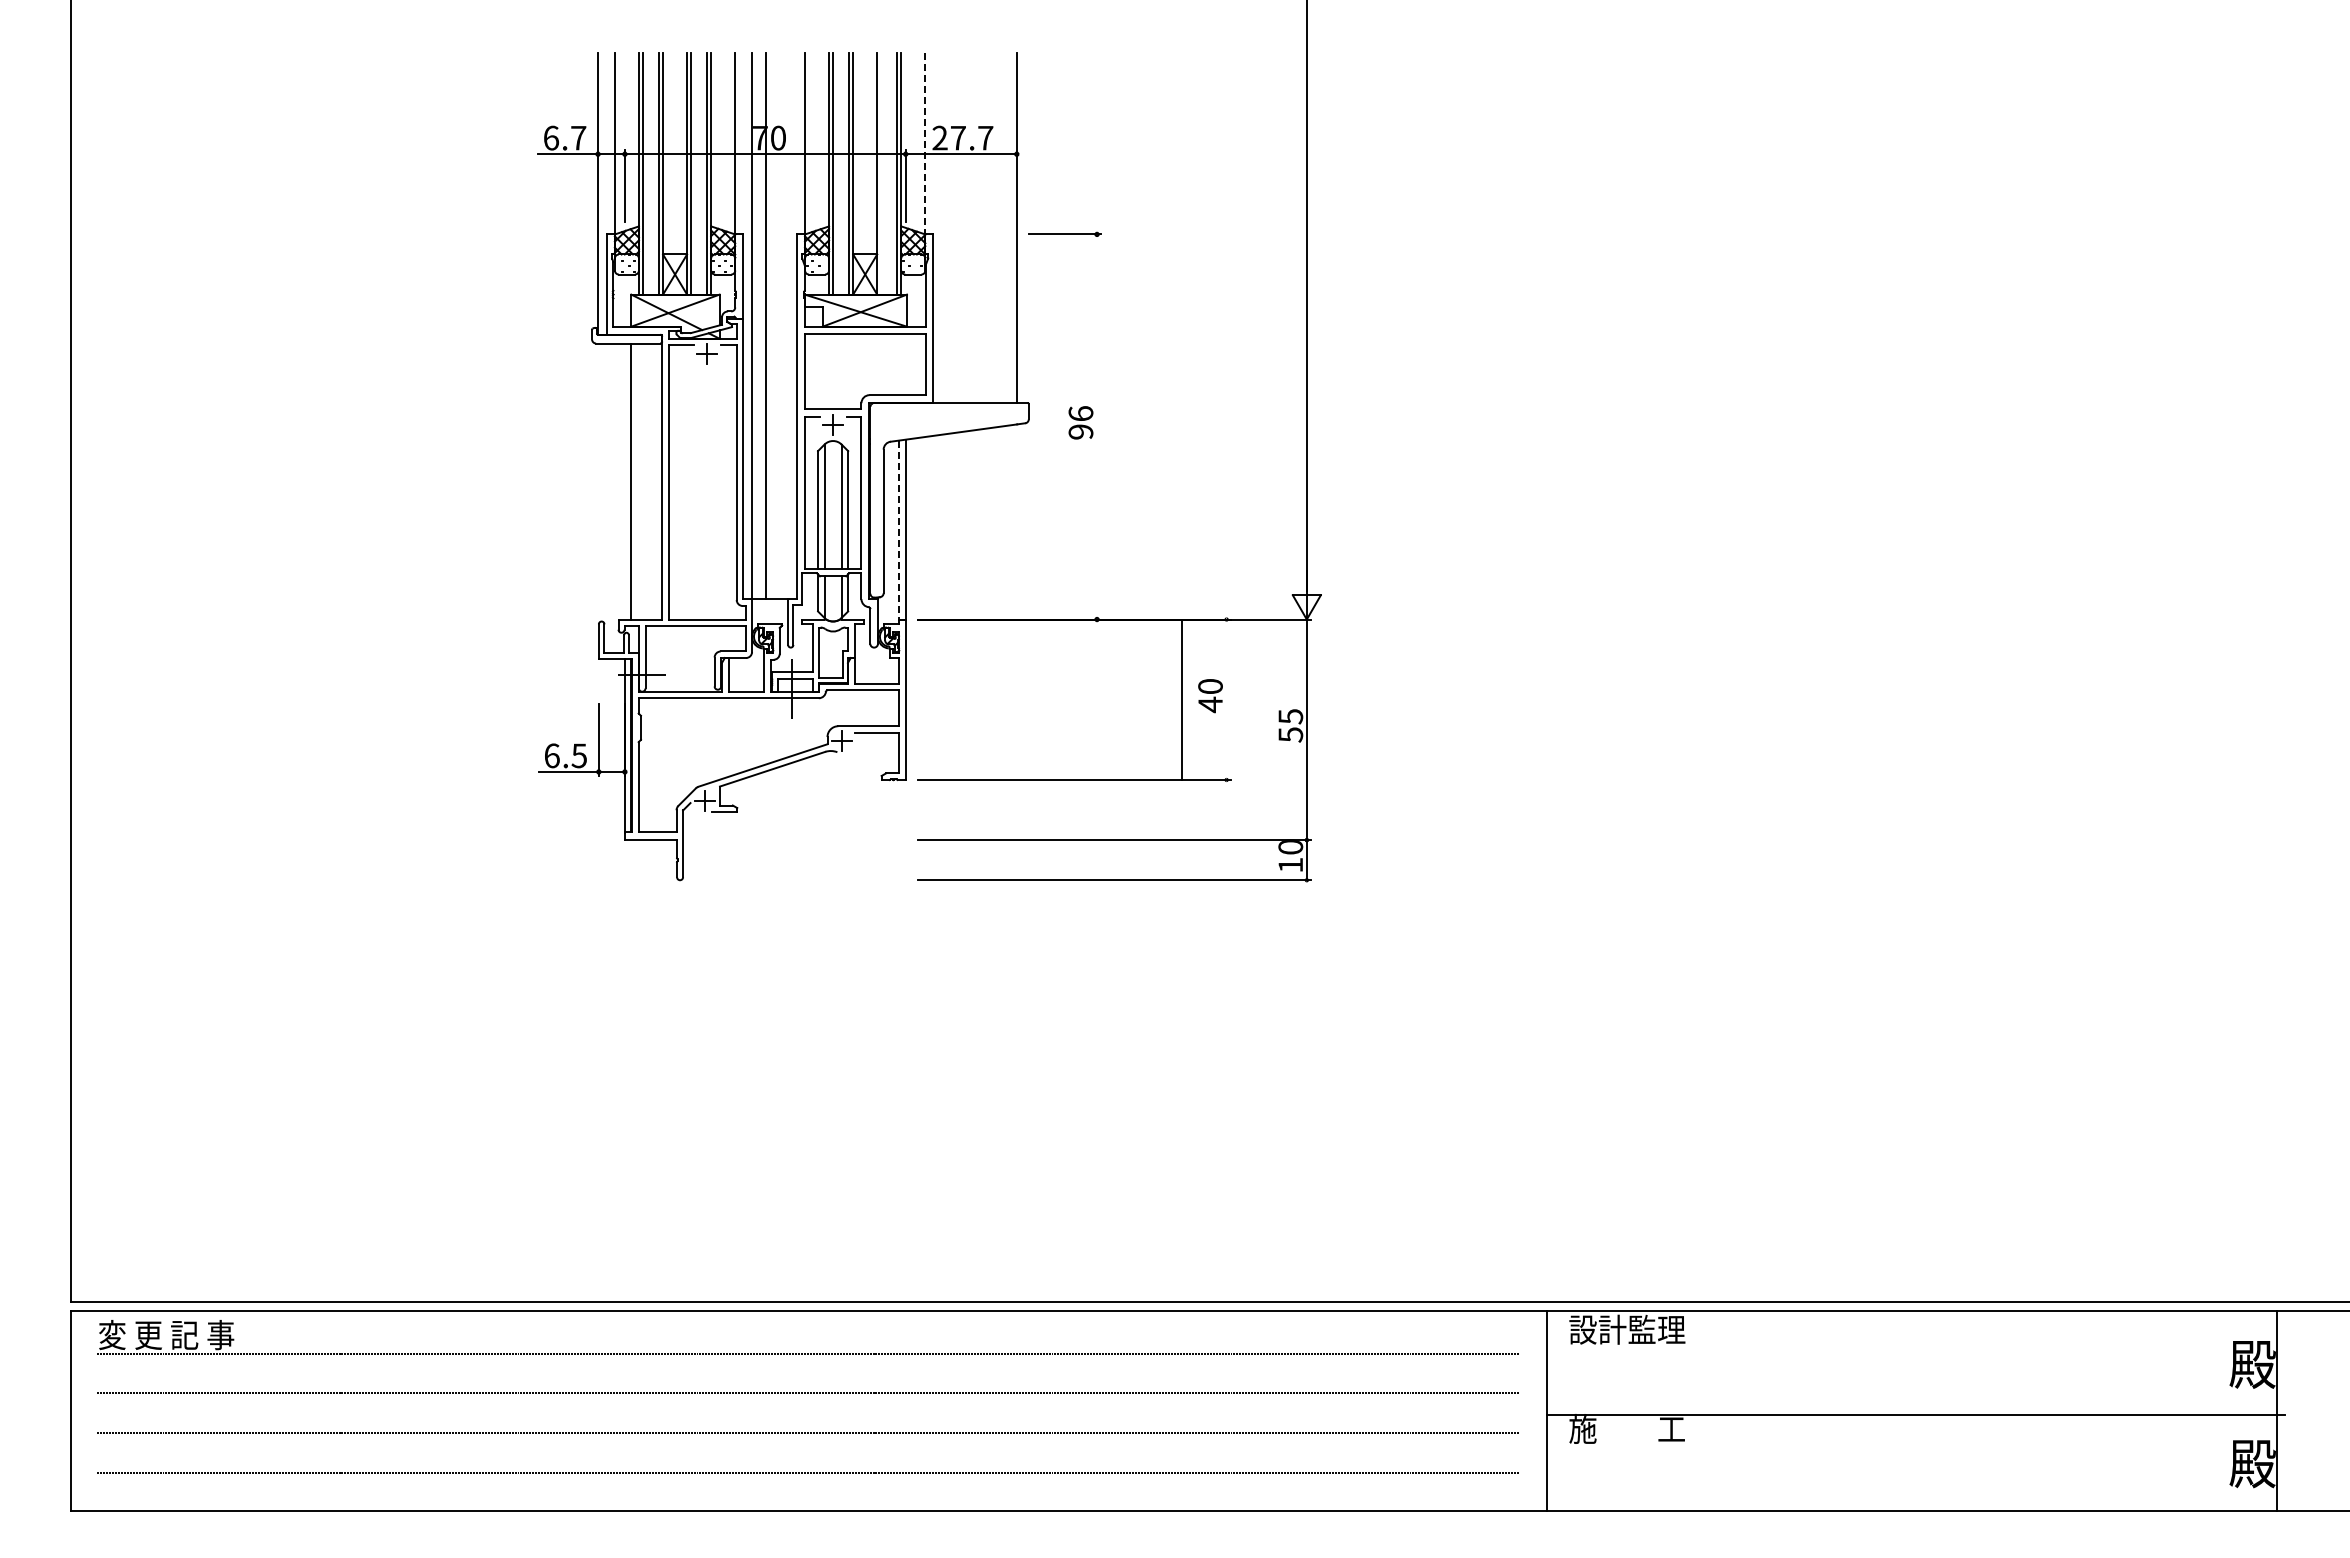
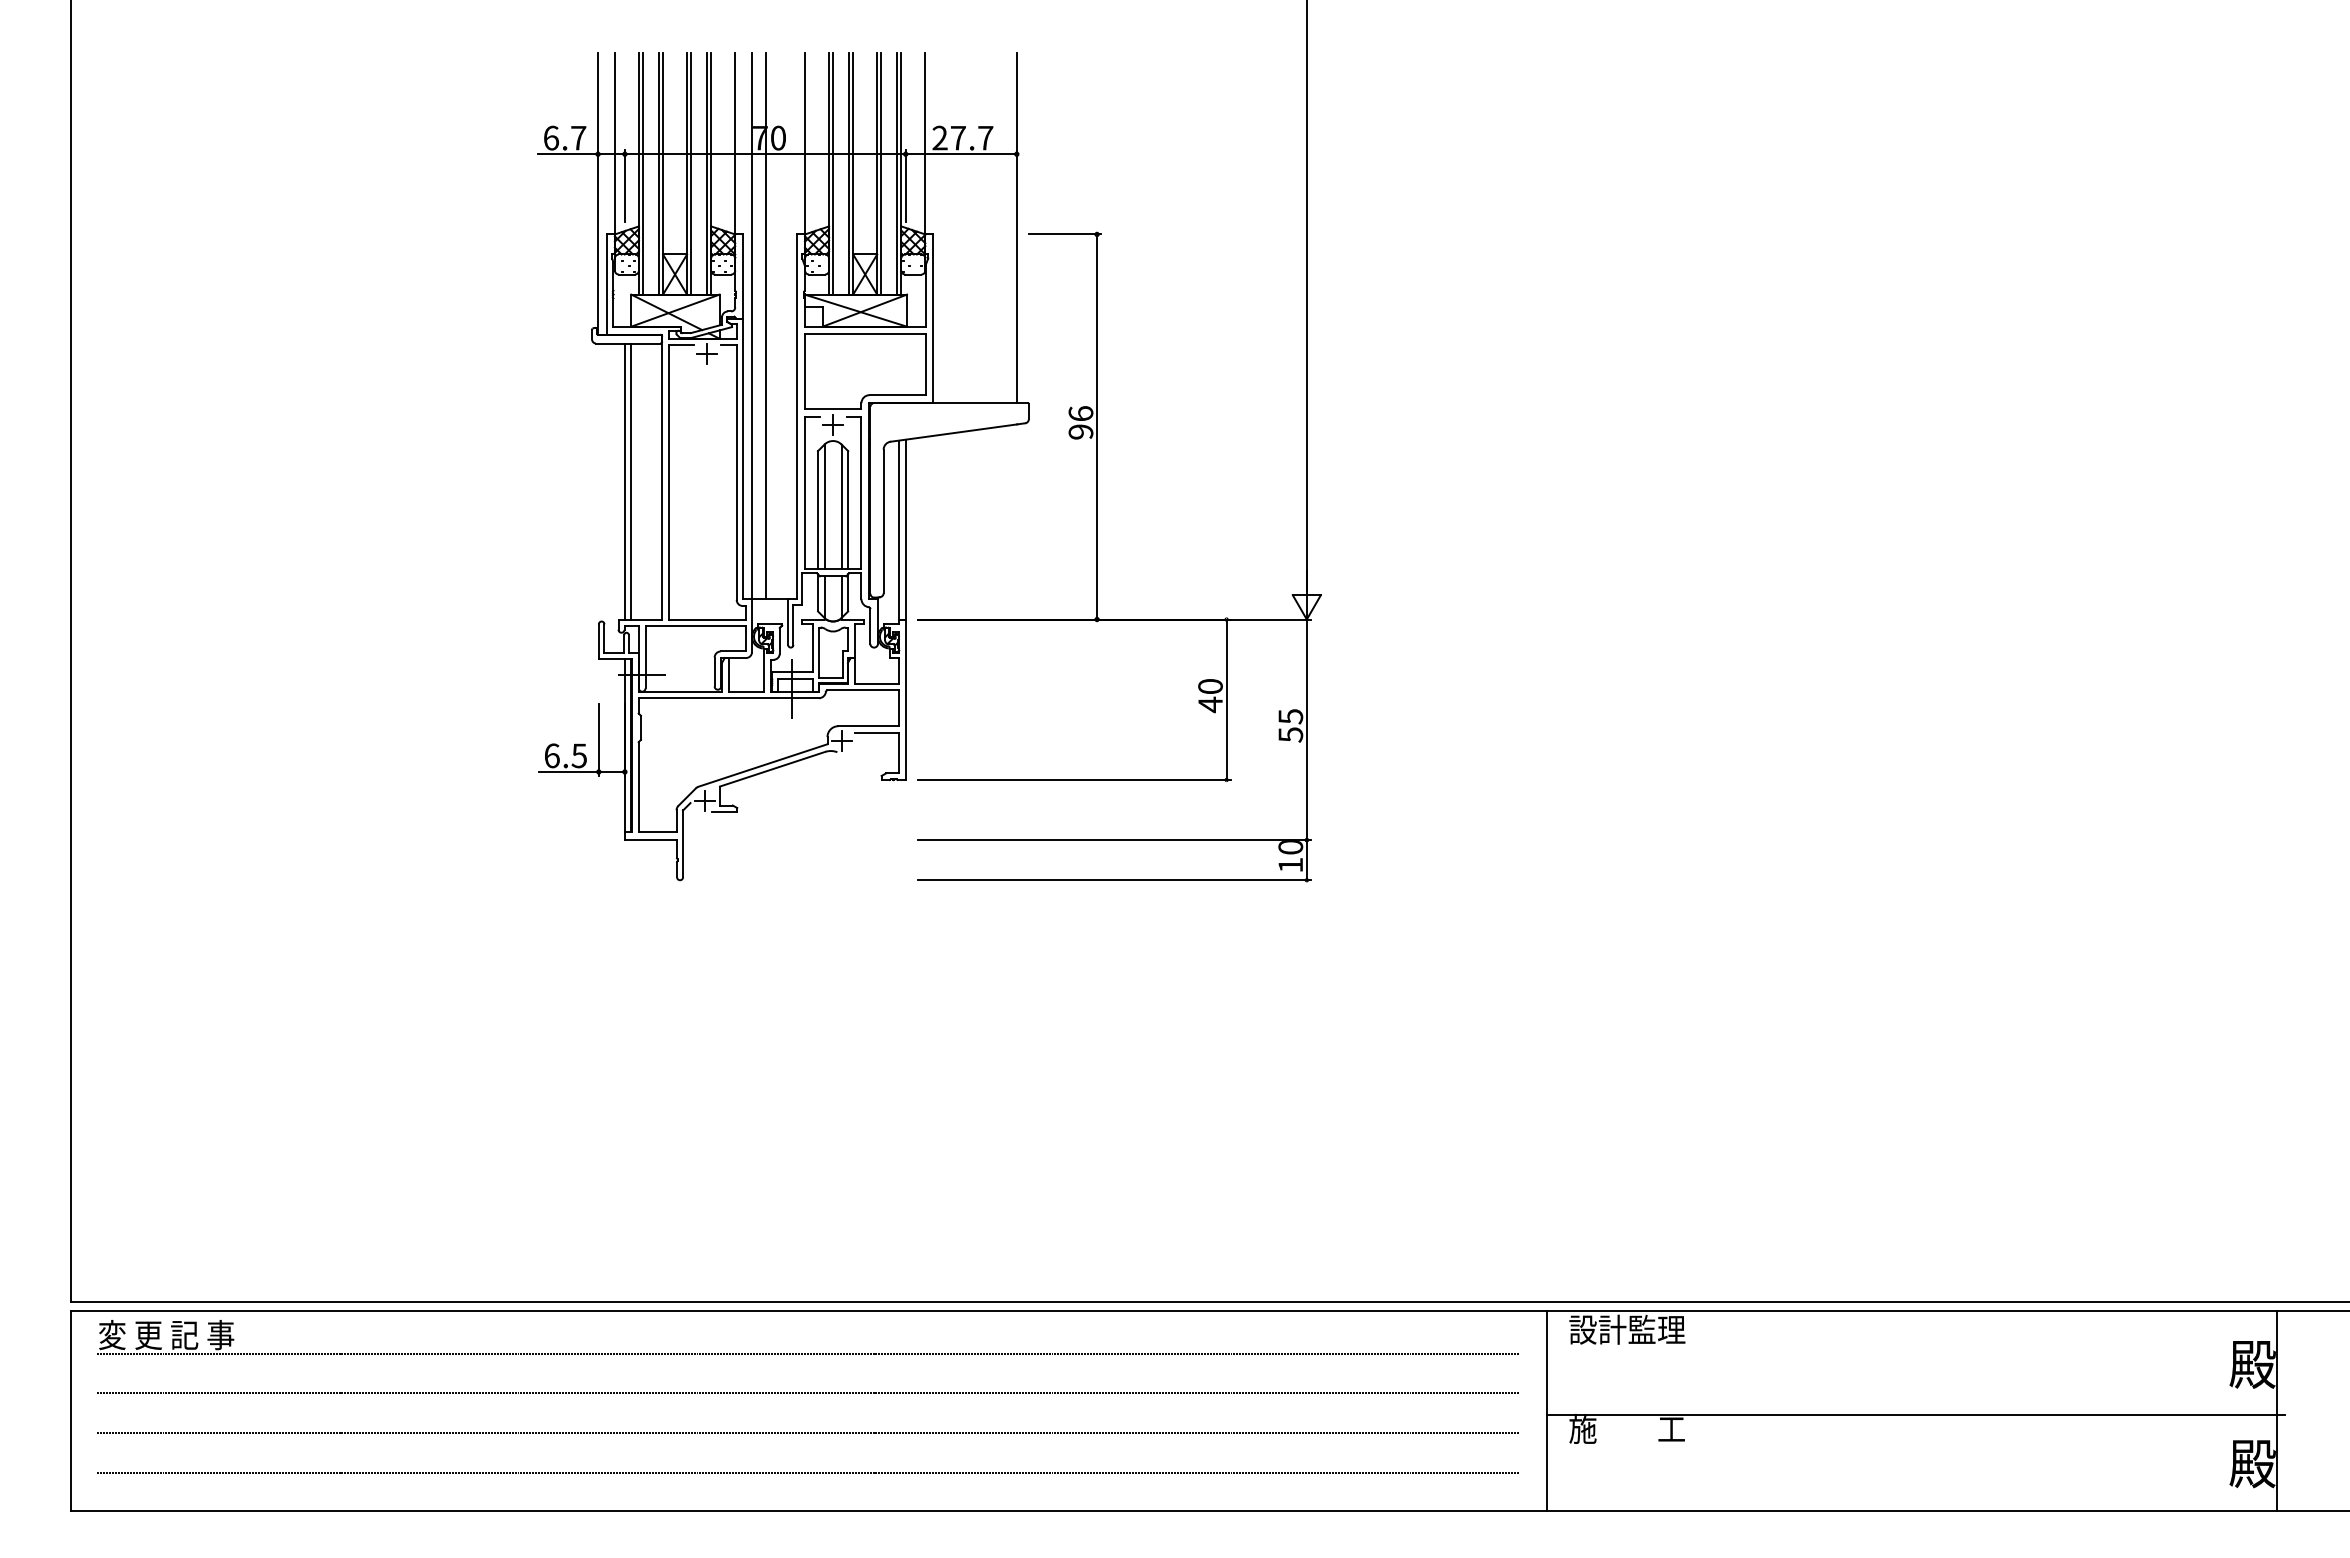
line: dashed -> solid (925, 144)
line: none -> present (881, 173)
line: none -> present (1097, 426)
line: none -> present (624, 481)
line: dashed -> solid (899, 530)
line position: (1181, 699) -> (1226, 699) (1226, 699)
